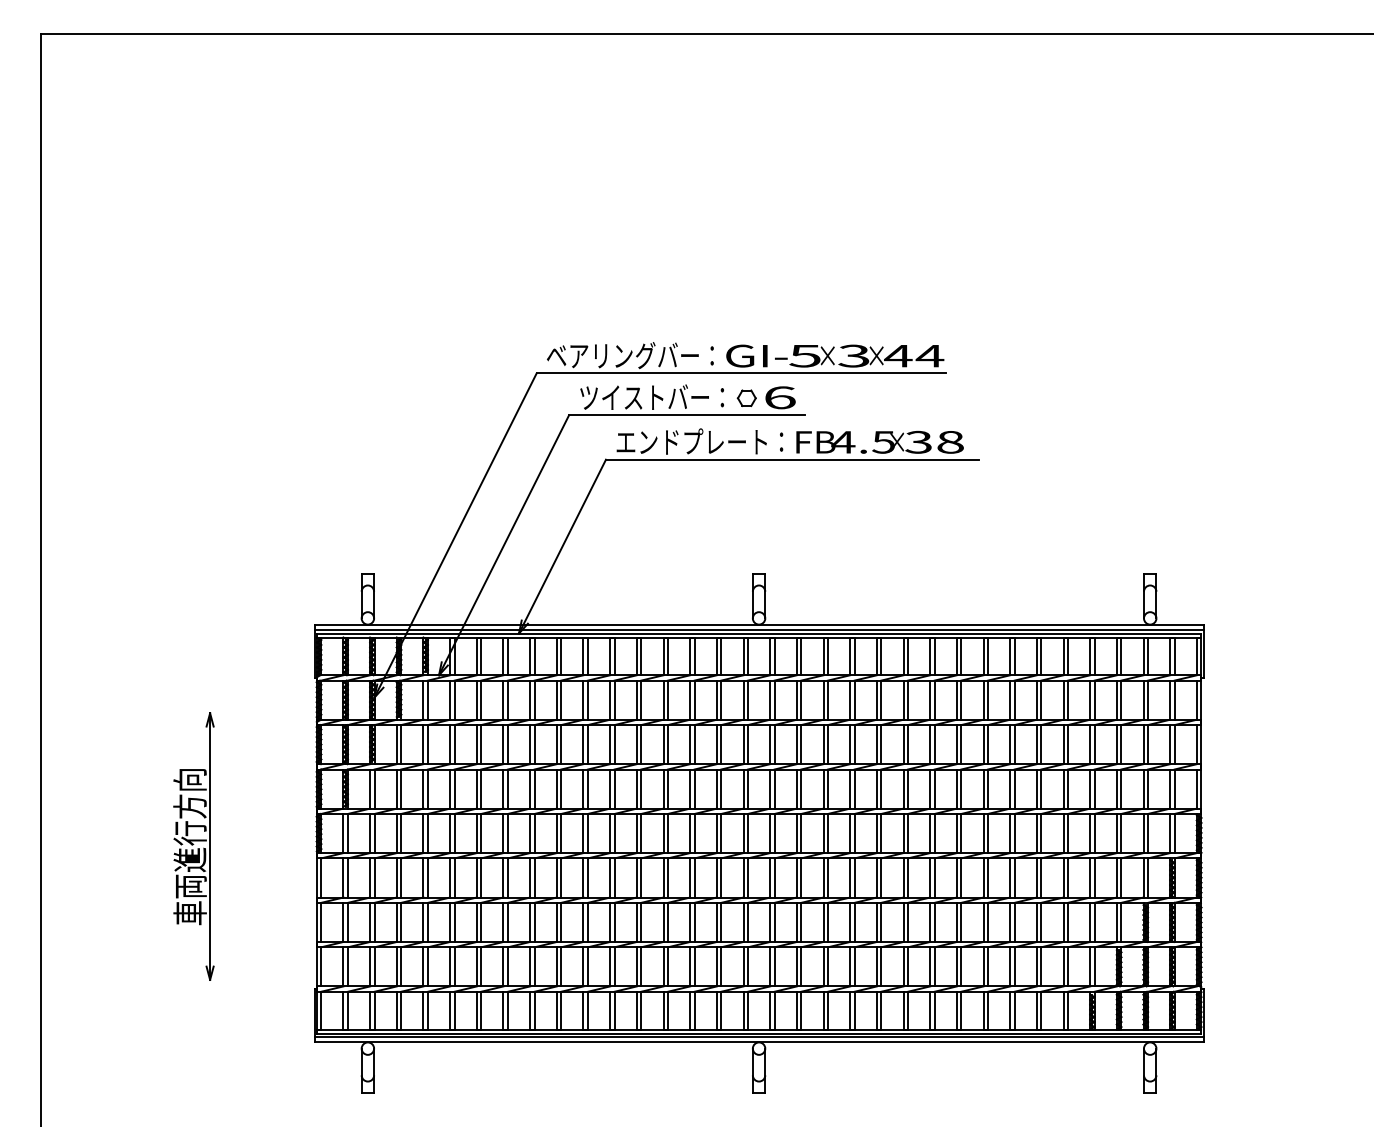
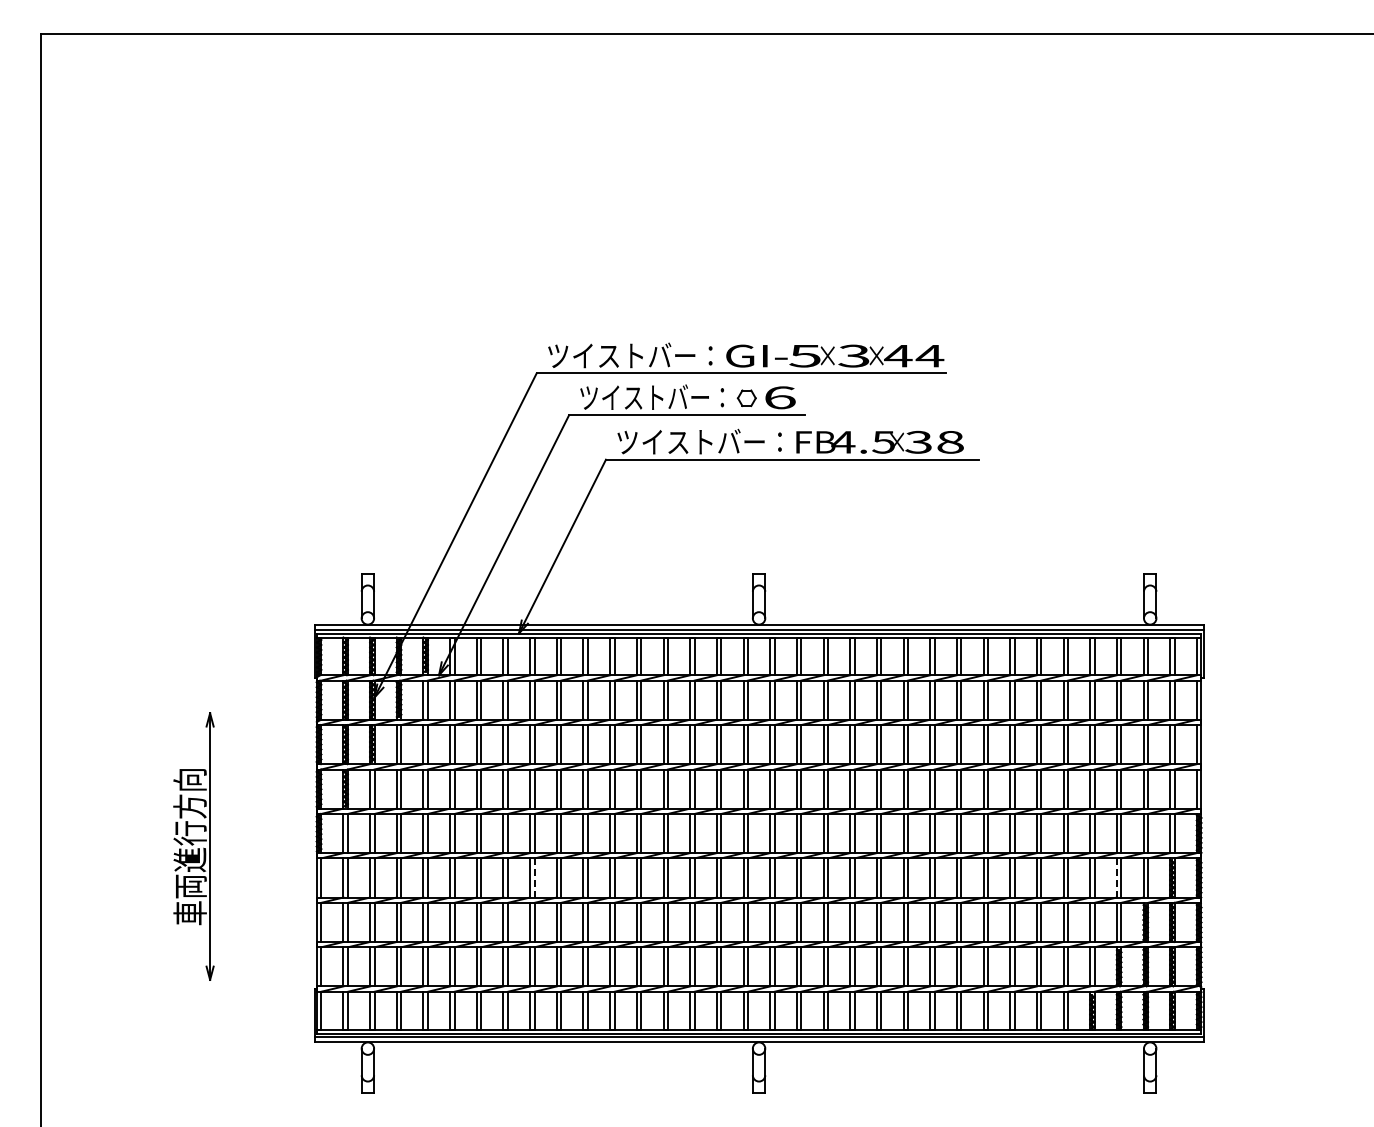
text: ベアリングバー： -> ツイストバー： (629, 355)
text: エンドプレート： -> ツイストバー： (699, 441)
line: solid -> dashed (534, 877)
line: solid -> dashed (1116, 877)
